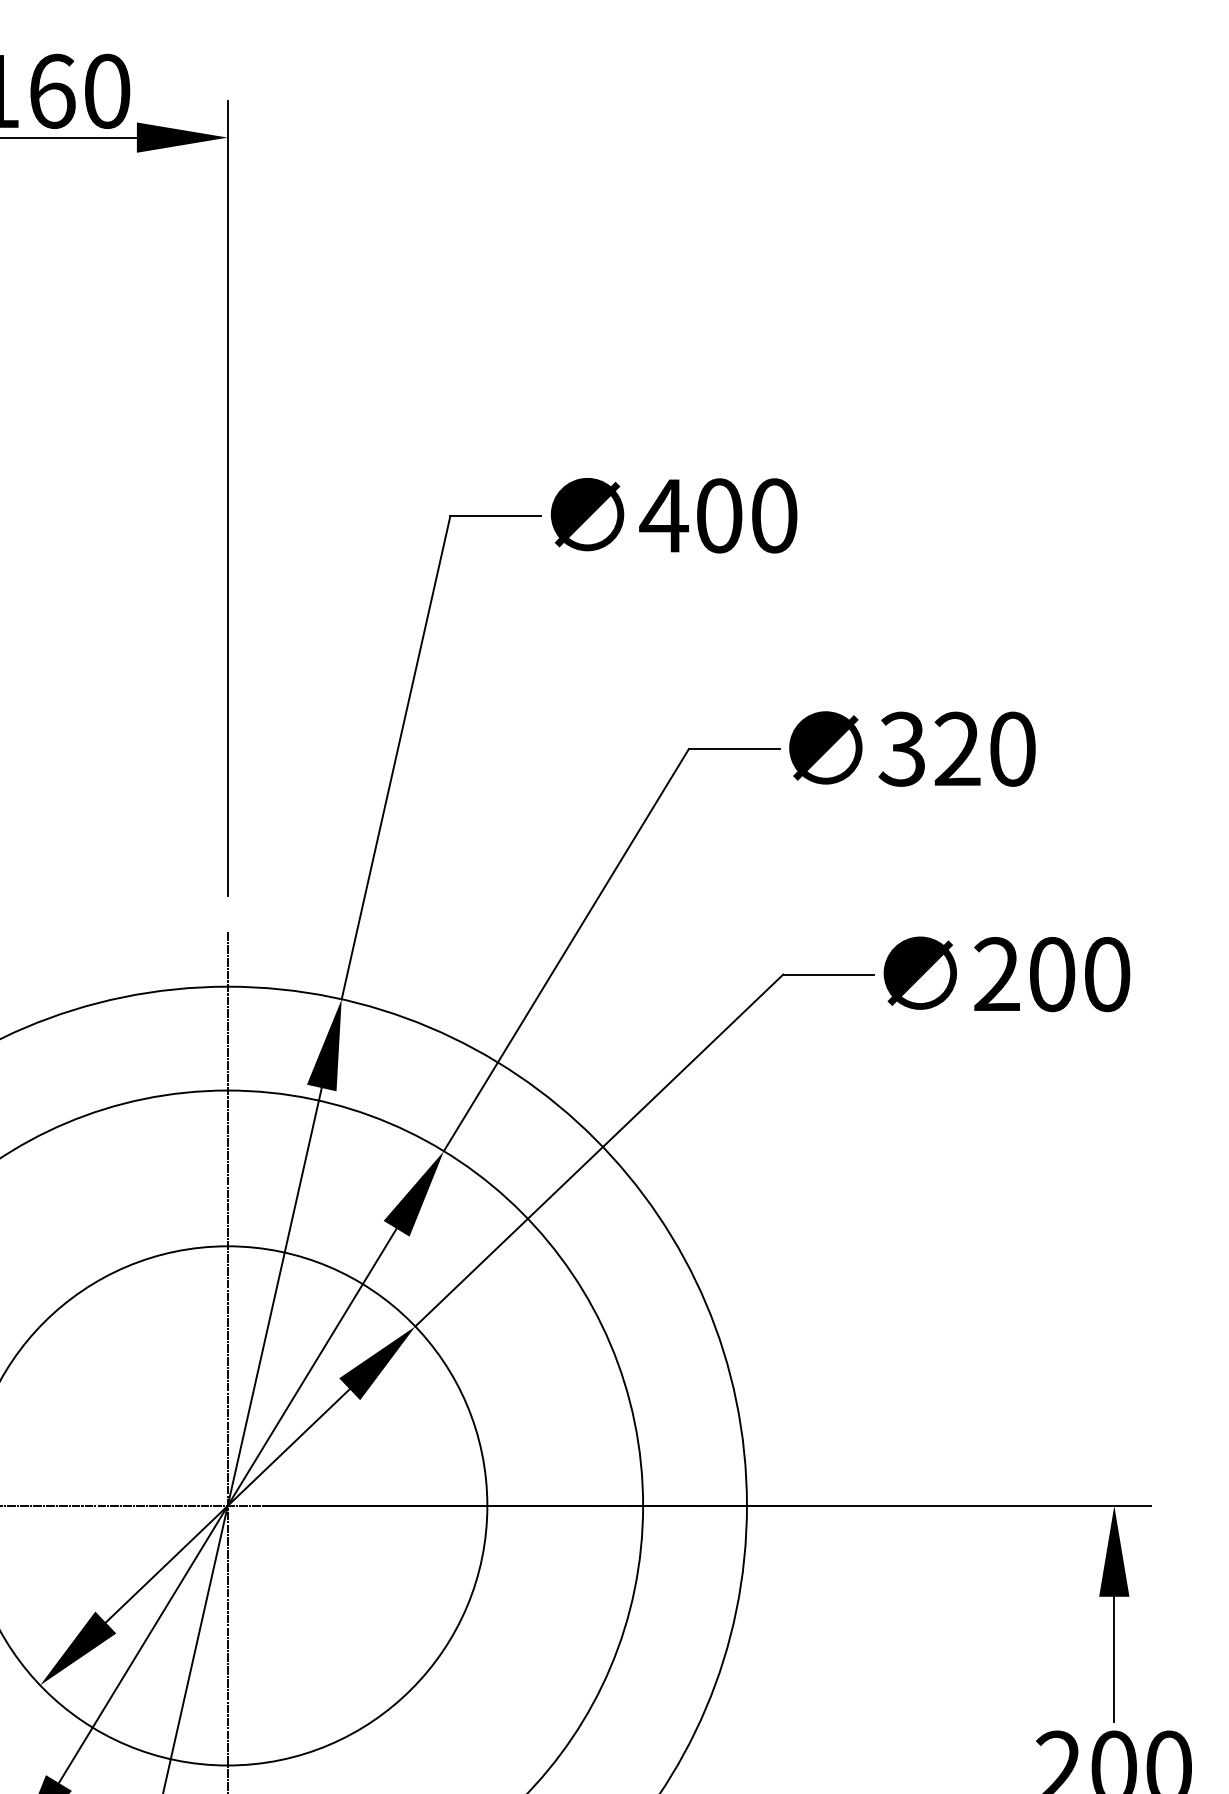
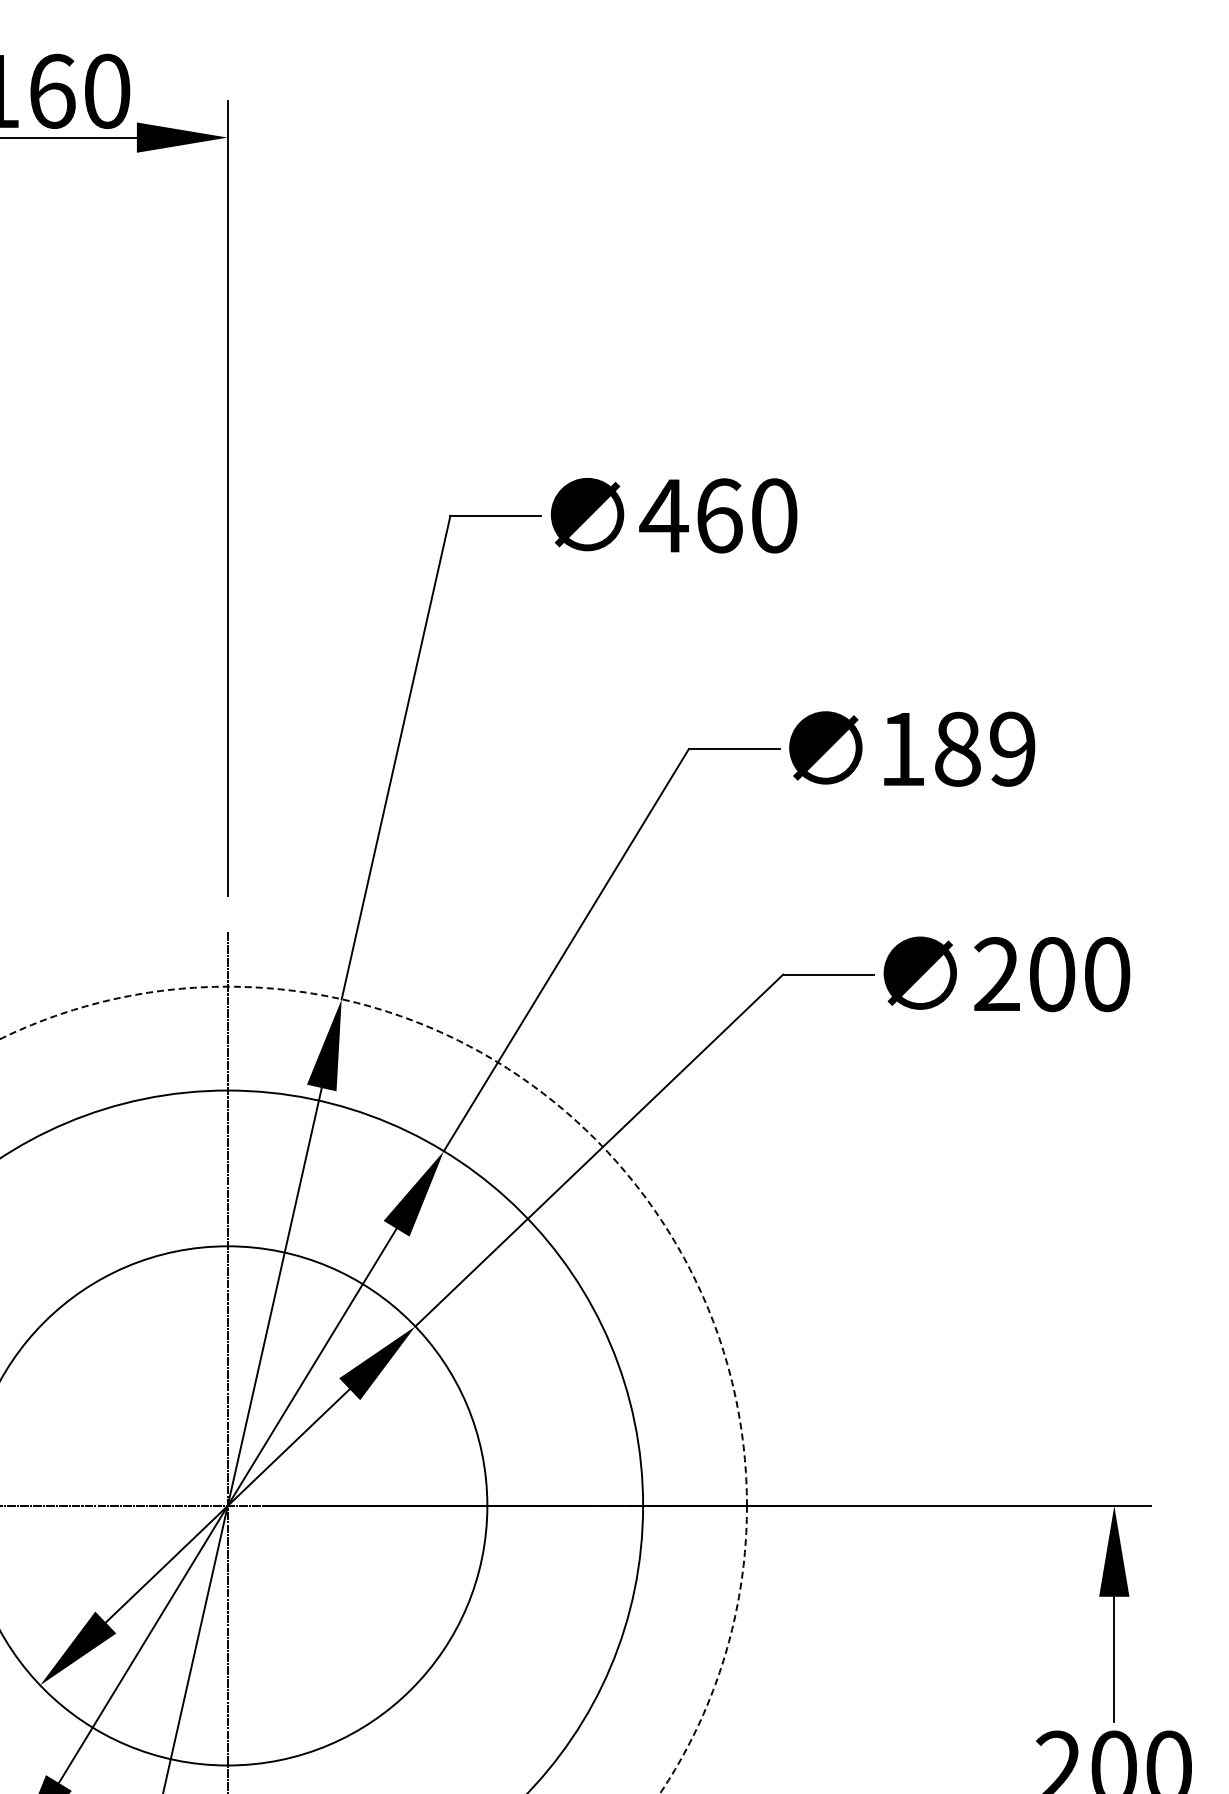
text: 400 -> 460 (719, 515)
text: 320 -> 189 (956, 748)
circle: solid -> dashed (373, 1389)
